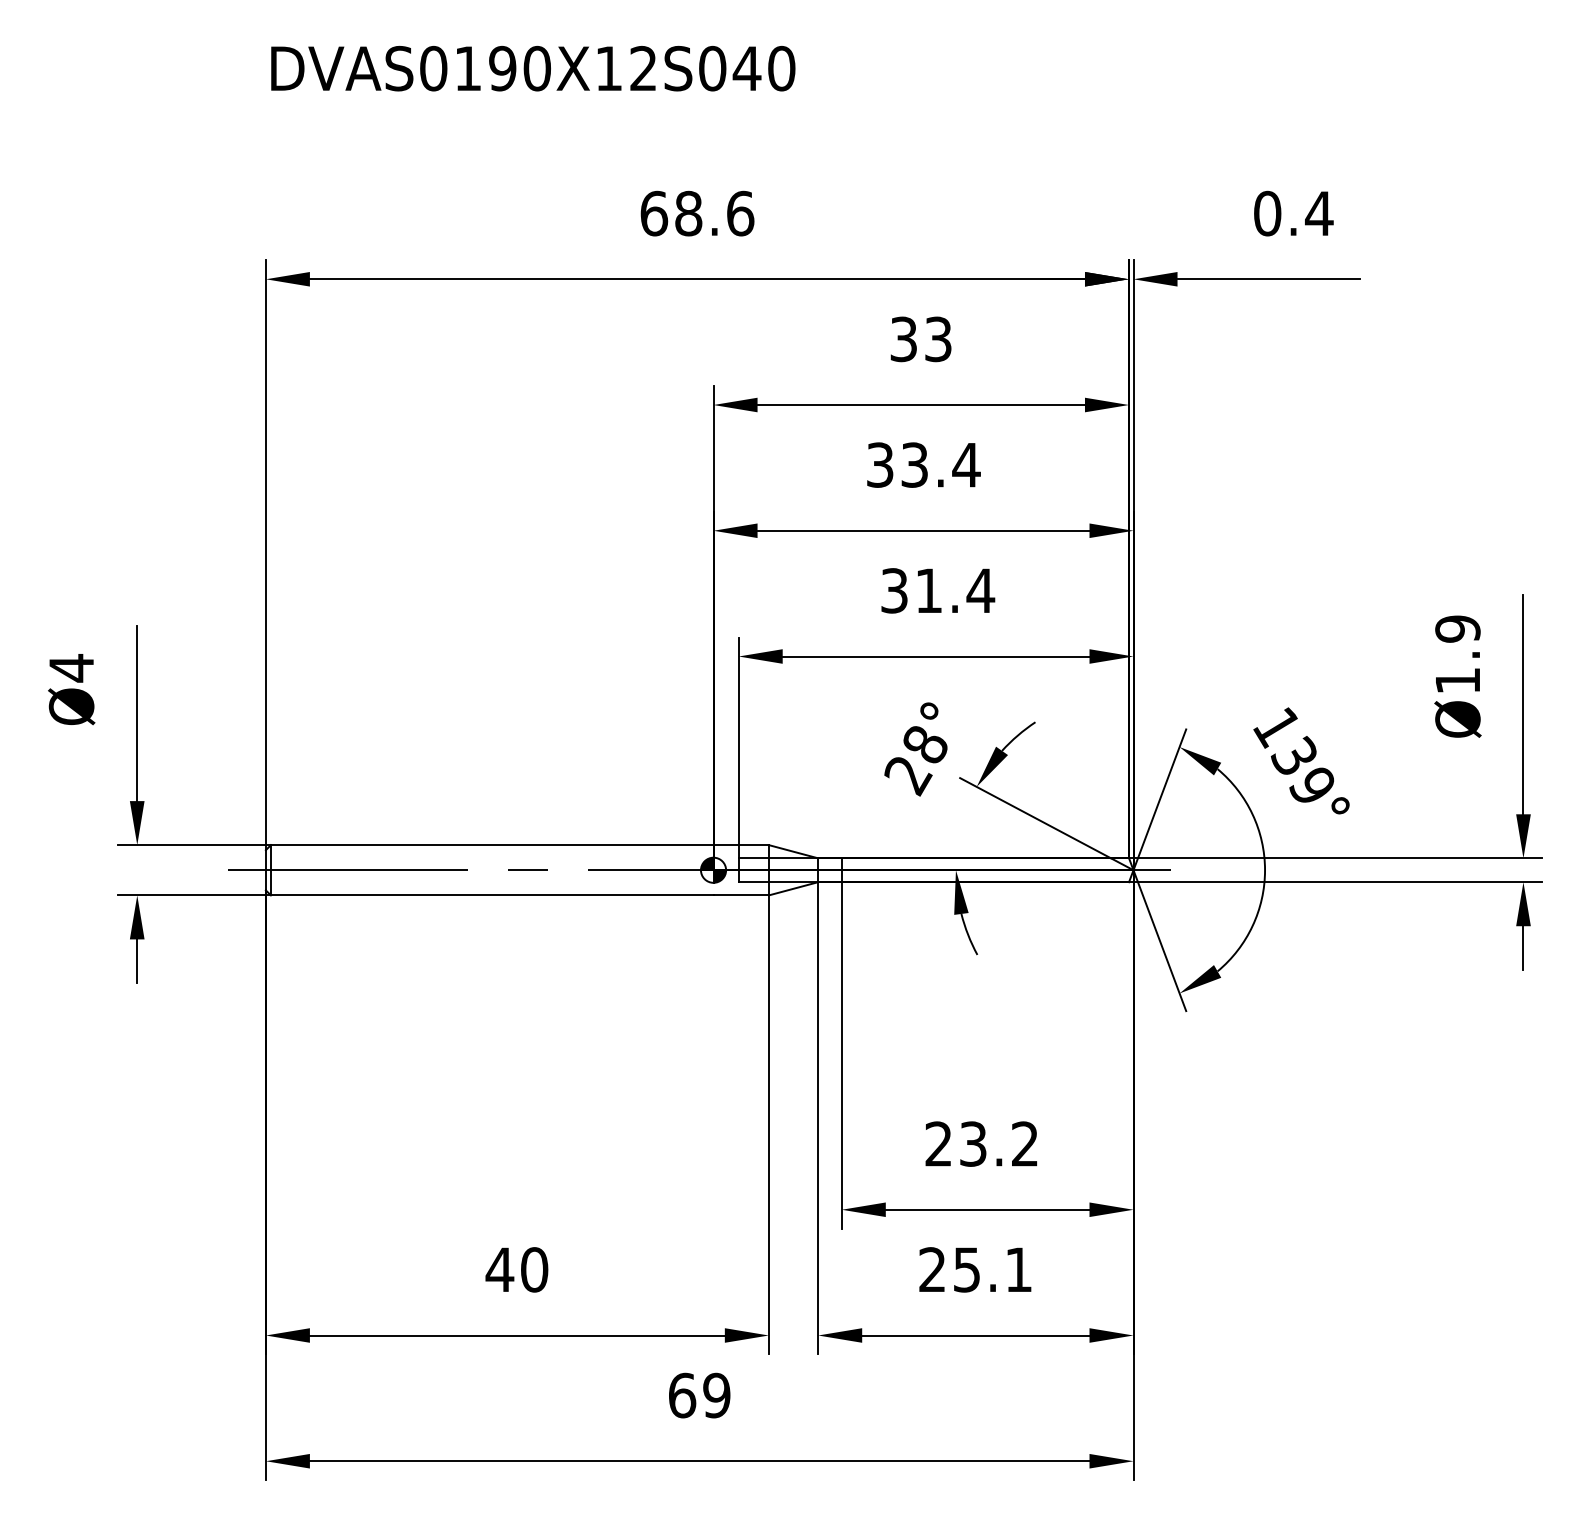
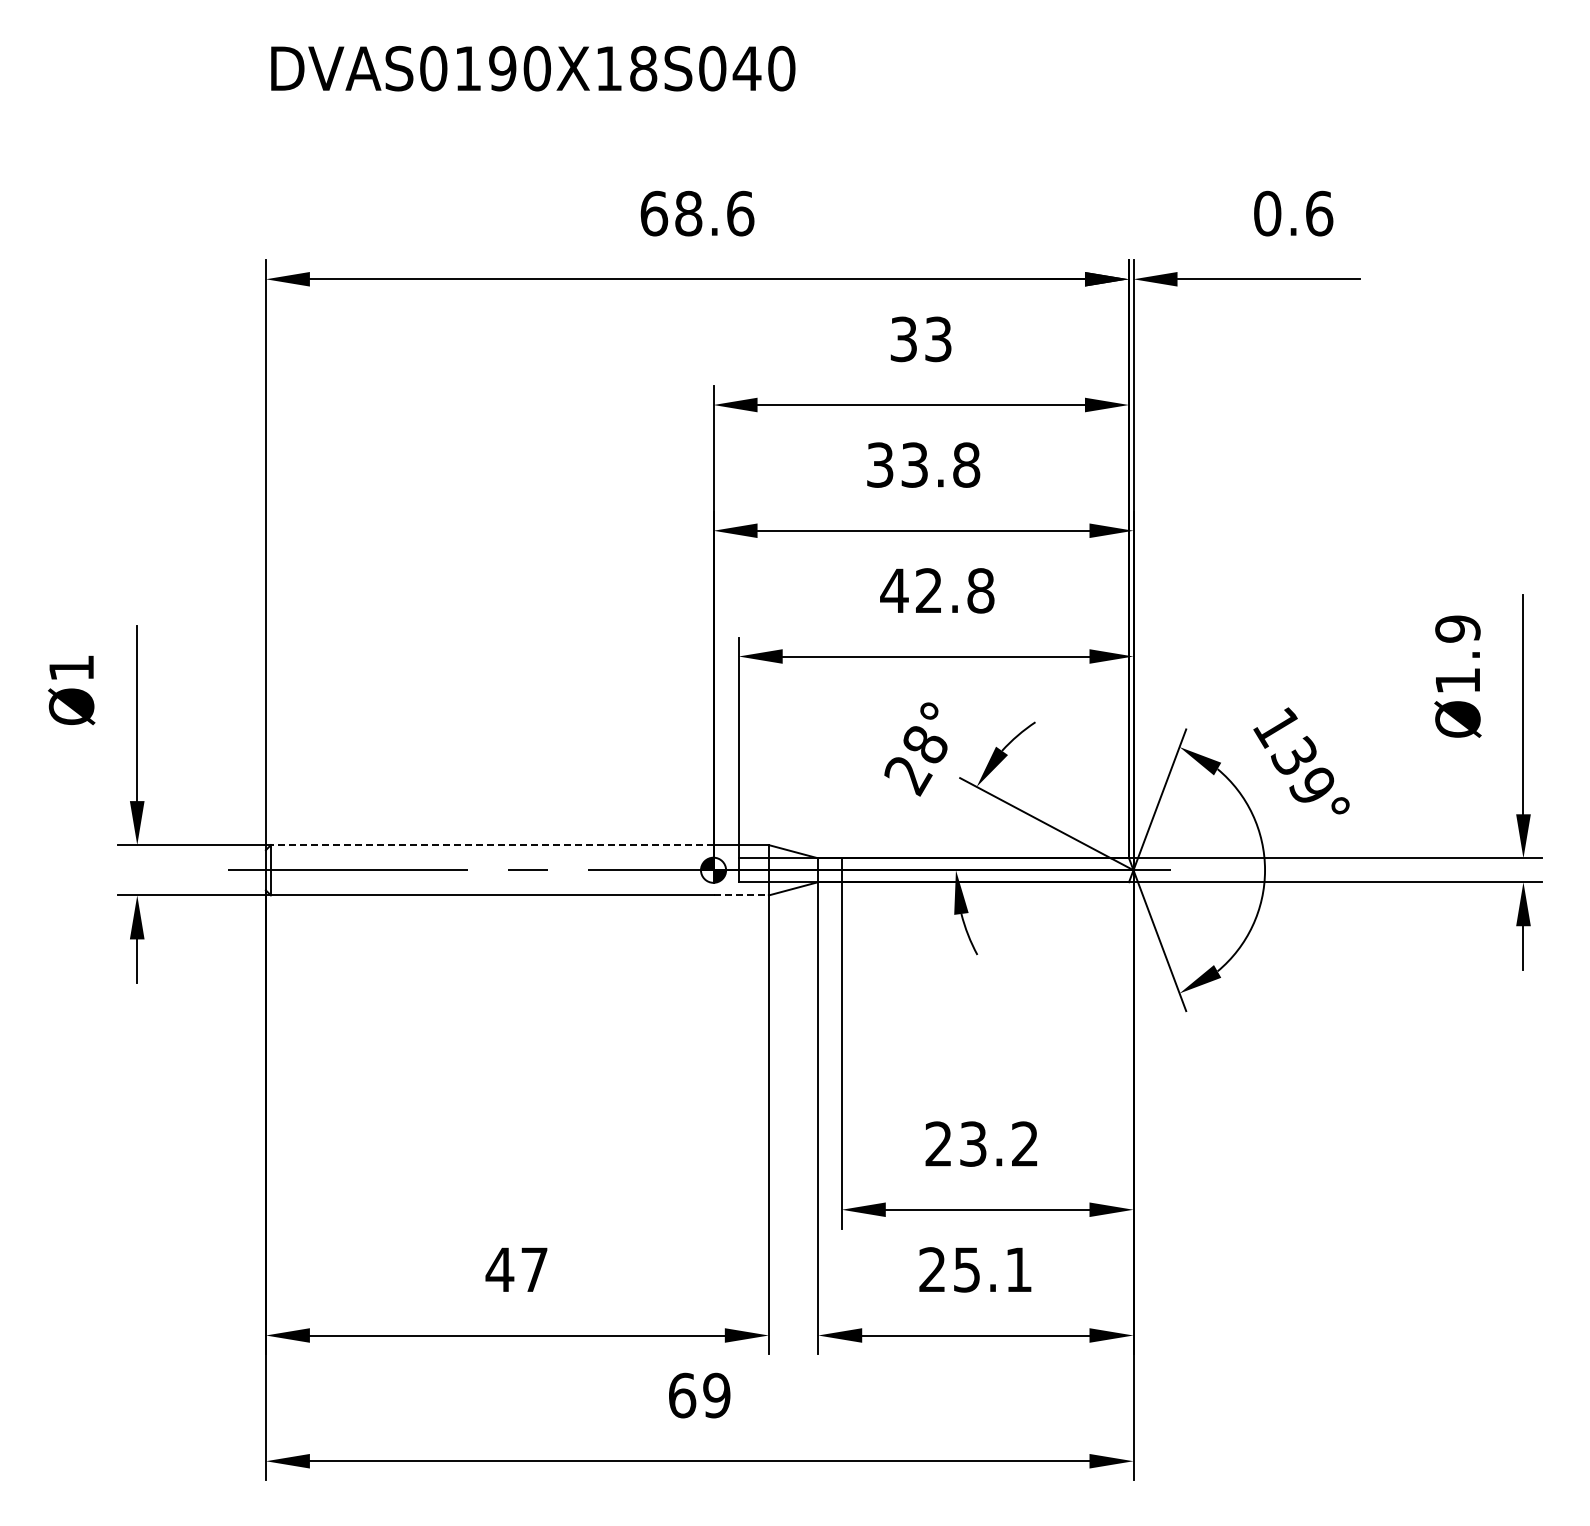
text: DVAS0190X12S040 -> DVAS0190X18S040 (643, 68)
text: 0.4 -> 0.6 (1319, 213)
text: 33.4 -> 33.8 (966, 464)
text: 31.4 -> 42.8 (937, 590)
text: Ø4 -> Ø1 (71, 668)
line: solid -> dashed (491, 845)
line: solid -> dashed (741, 895)
text: 40 -> 47 (534, 1269)
